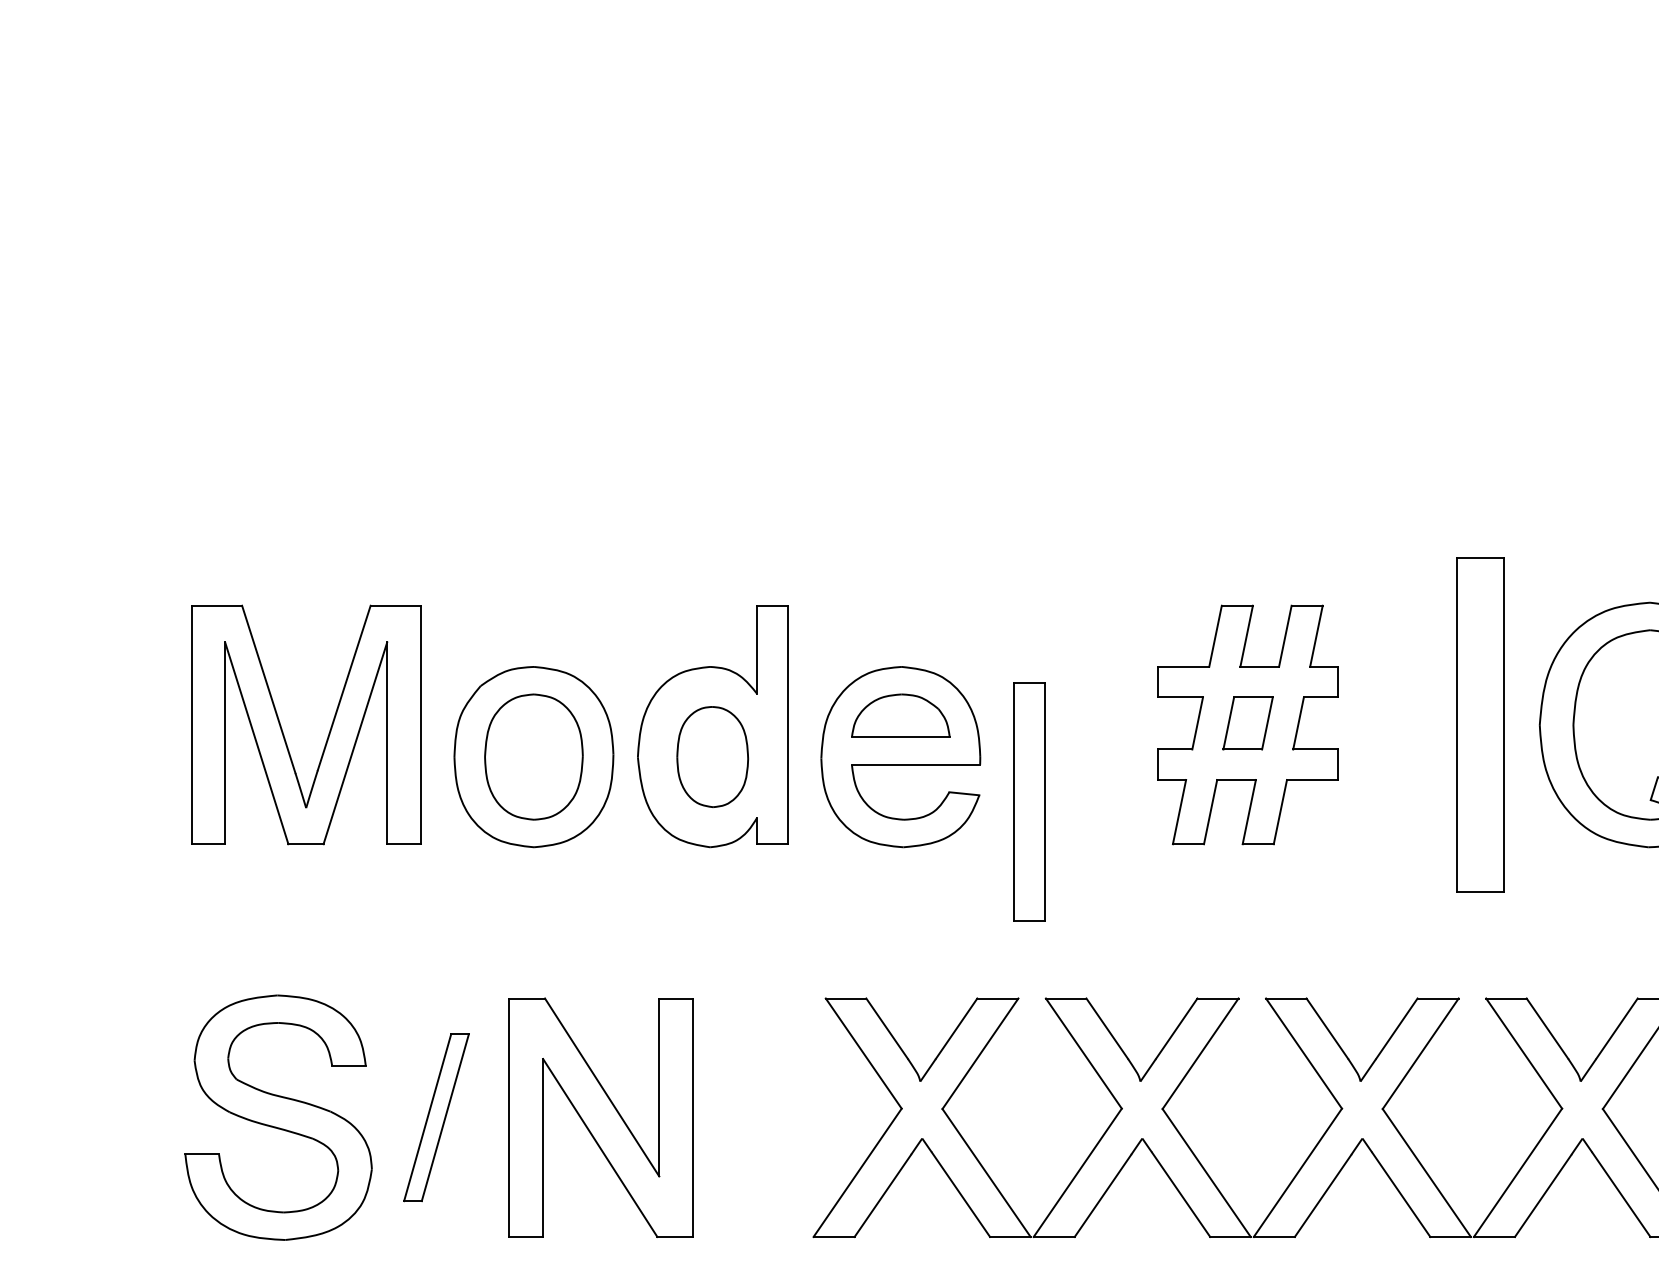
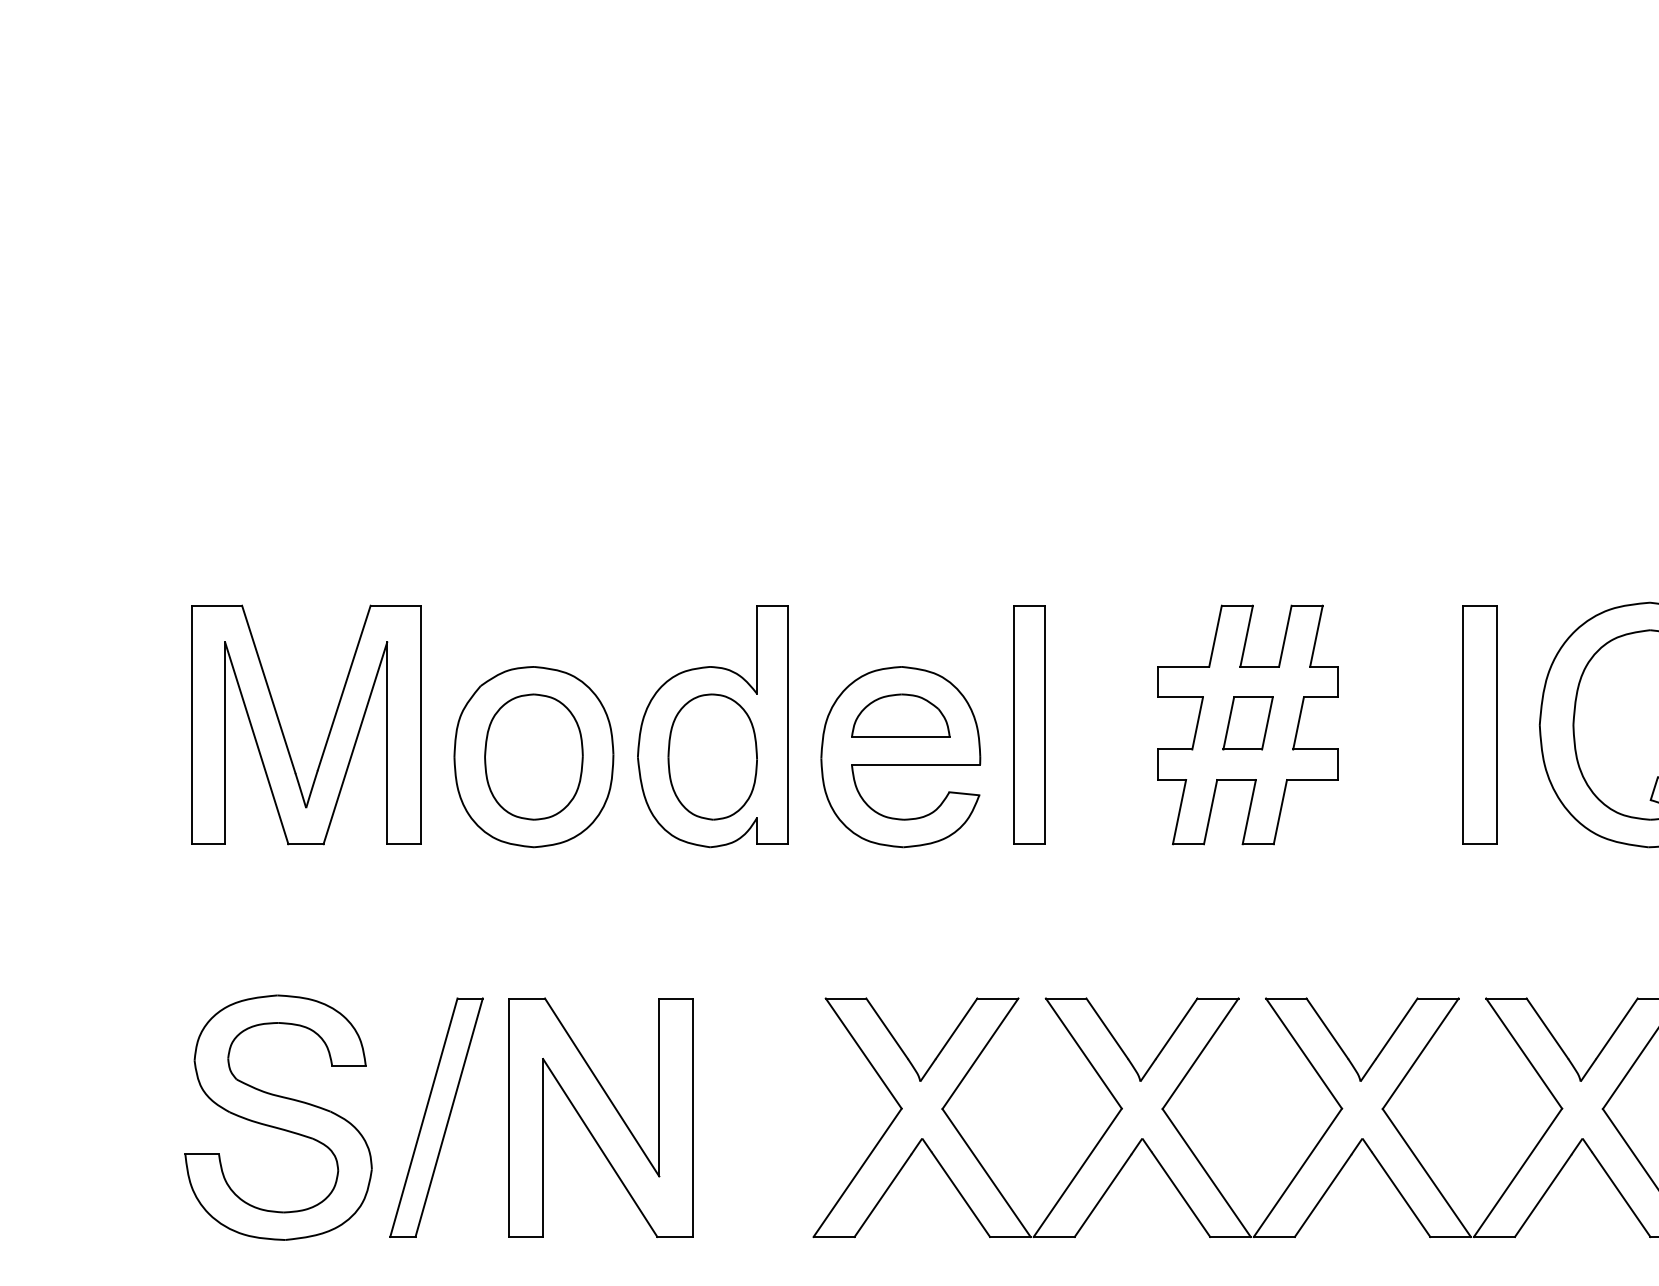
part size: 49x336 px -> 36x240 px (1479, 724)
part size: 74x102 px -> 91x128 px (712, 756)
part position: (1029, 801) -> (1029, 724) (1029, 724)
part size: 67x170 px -> 95x241 px (436, 1117)
